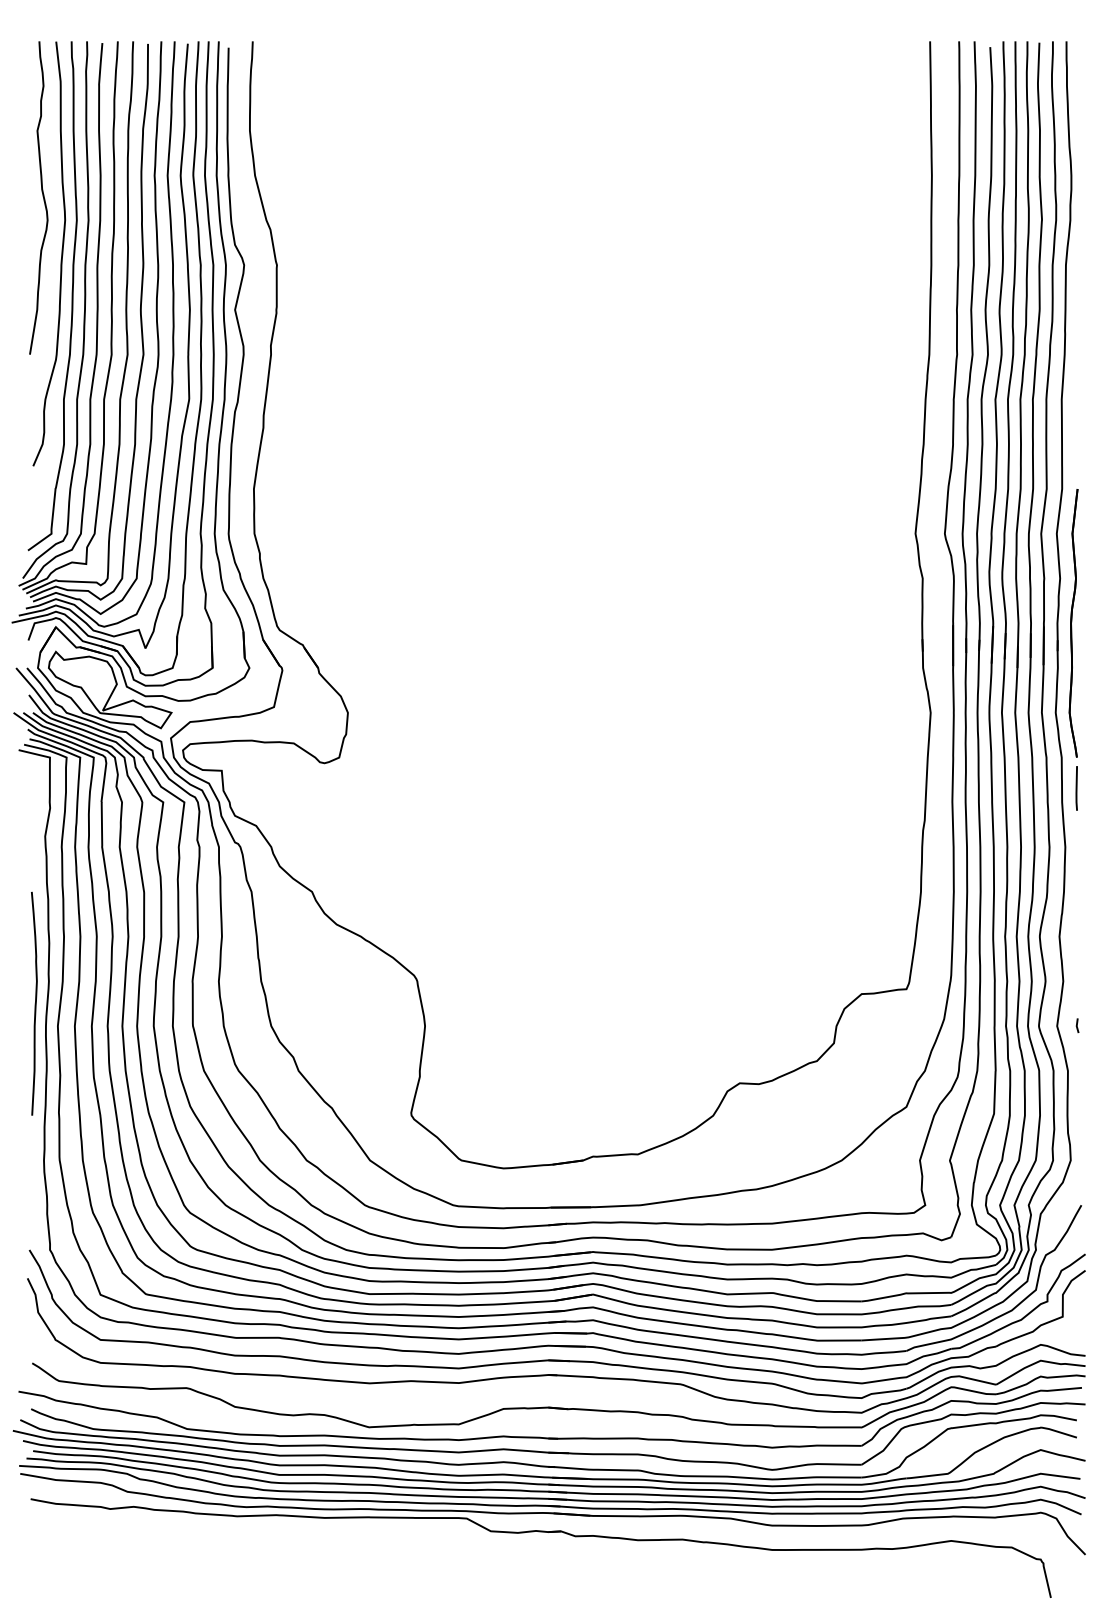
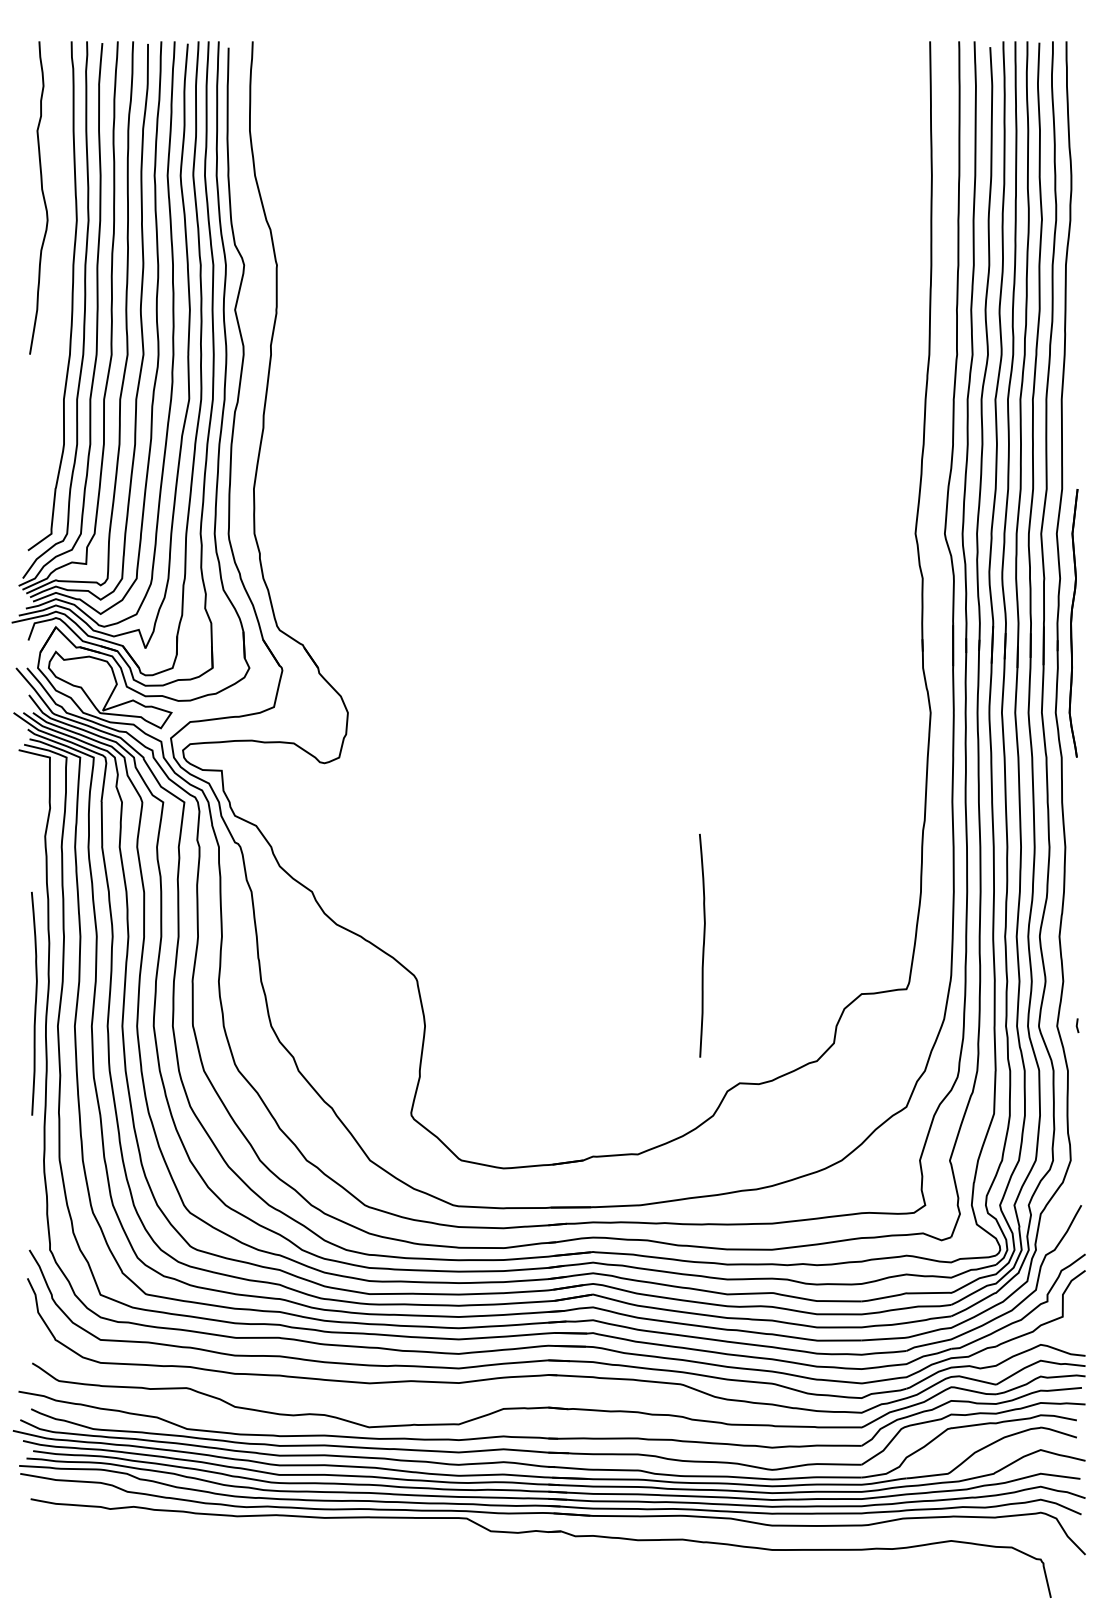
curve: present -> none (61, 253)
line: present -> none (1076, 788)
curve: none -> present (702, 945)
